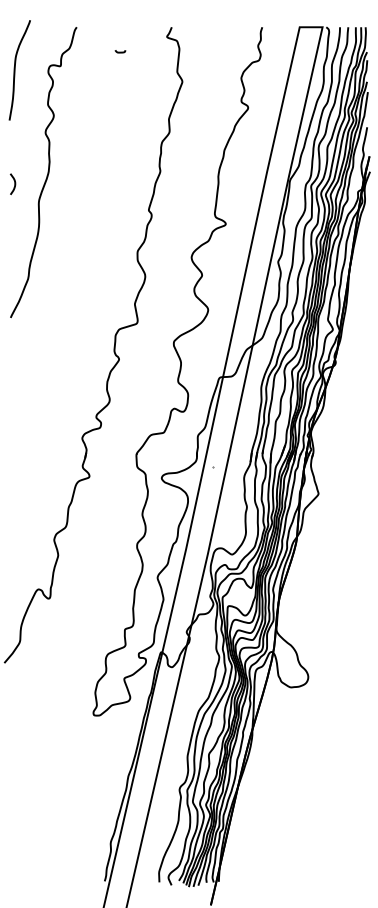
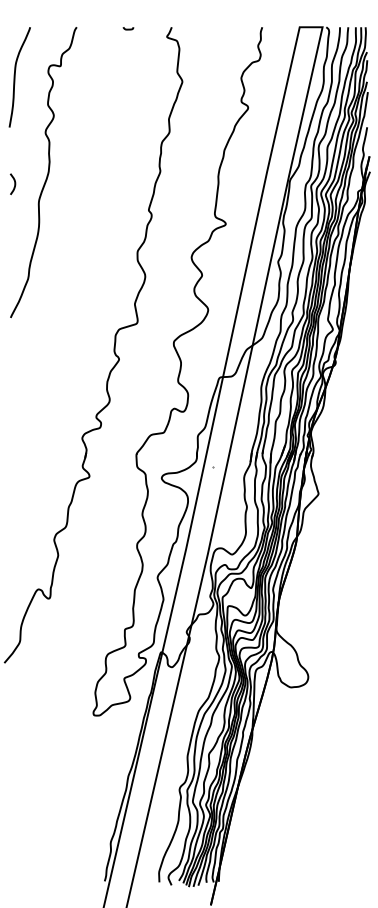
curve position: (120, 51) -> (128, 28) (128, 28)
curve position: (15, 70) -> (15, 77) (15, 77)
